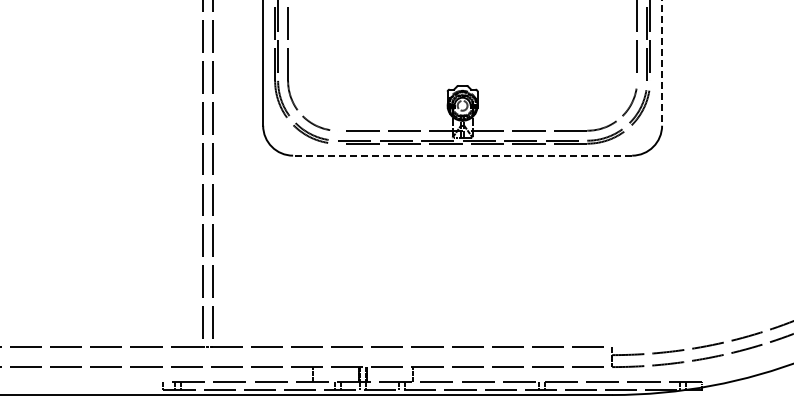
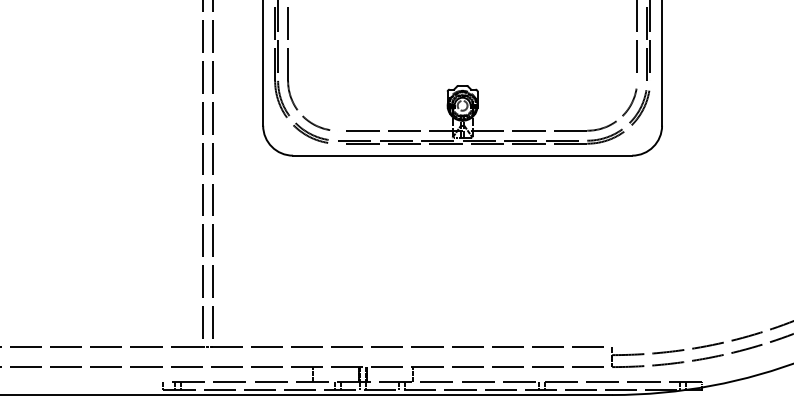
line: dashed -> solid (662, 63)
line: dashed -> solid (462, 155)
